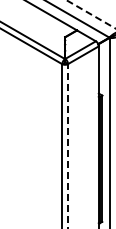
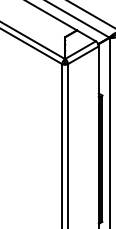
line: dashed -> solid (91, 14)
line: dashed -> solid (68, 146)
